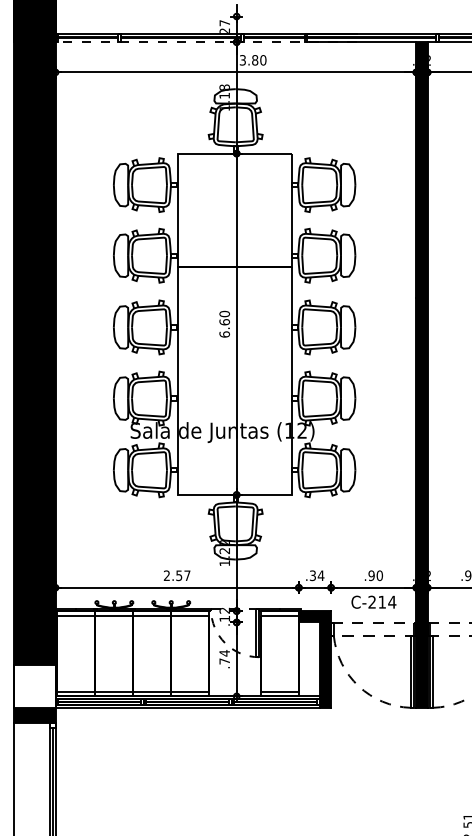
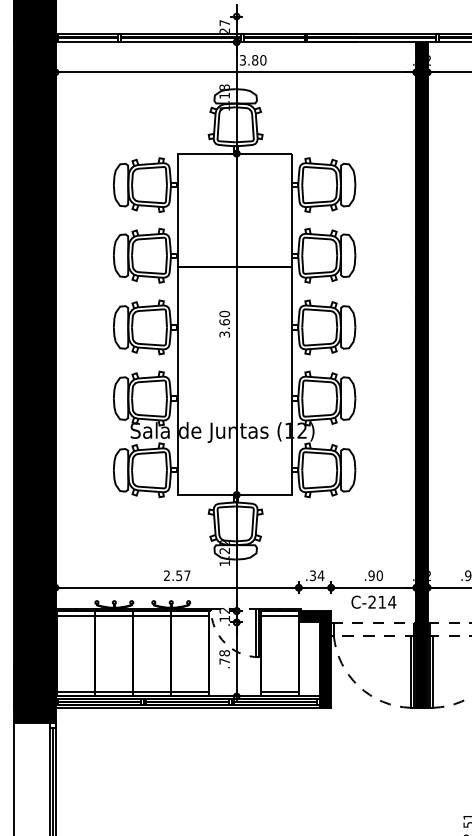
line: dashed -> solid (206, 42)
text: 6.60 -> 3.60 (224, 334)
text: .74 -> .78 (224, 653)
fill: none -> present (34, 685)
